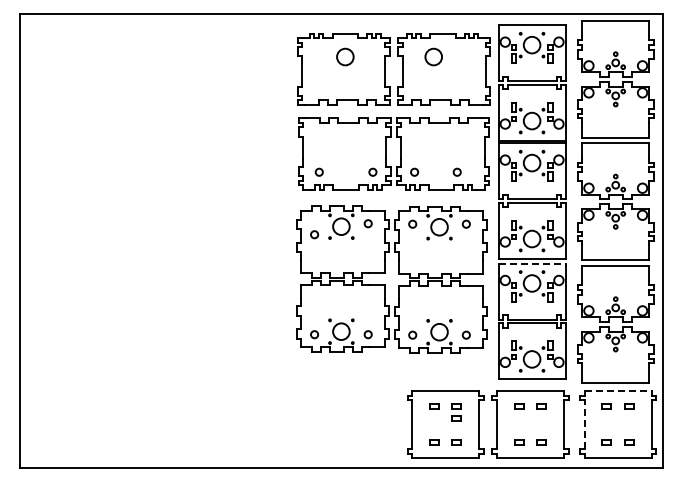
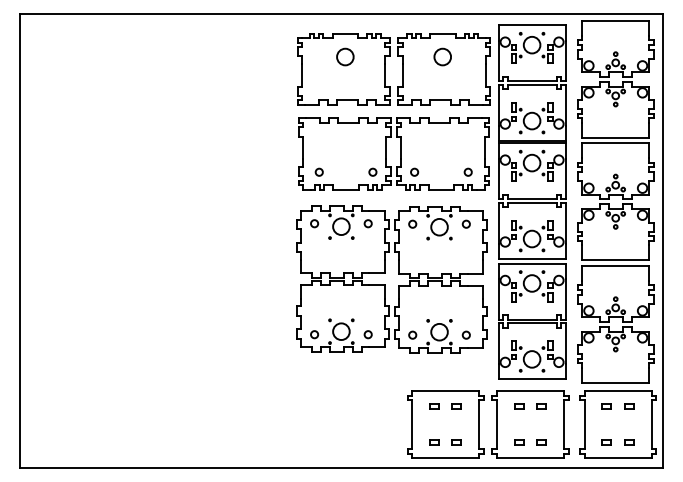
circle position: (433, 56) -> (442, 56) (442, 56)
circle position: (456, 171) -> (467, 171) (467, 171)
circle position: (314, 234) -> (314, 223) (314, 223)
line: dashed -> solid (532, 263)
line: dashed -> solid (618, 390)
part: present -> none (456, 418)
line: dashed -> solid (584, 424)
